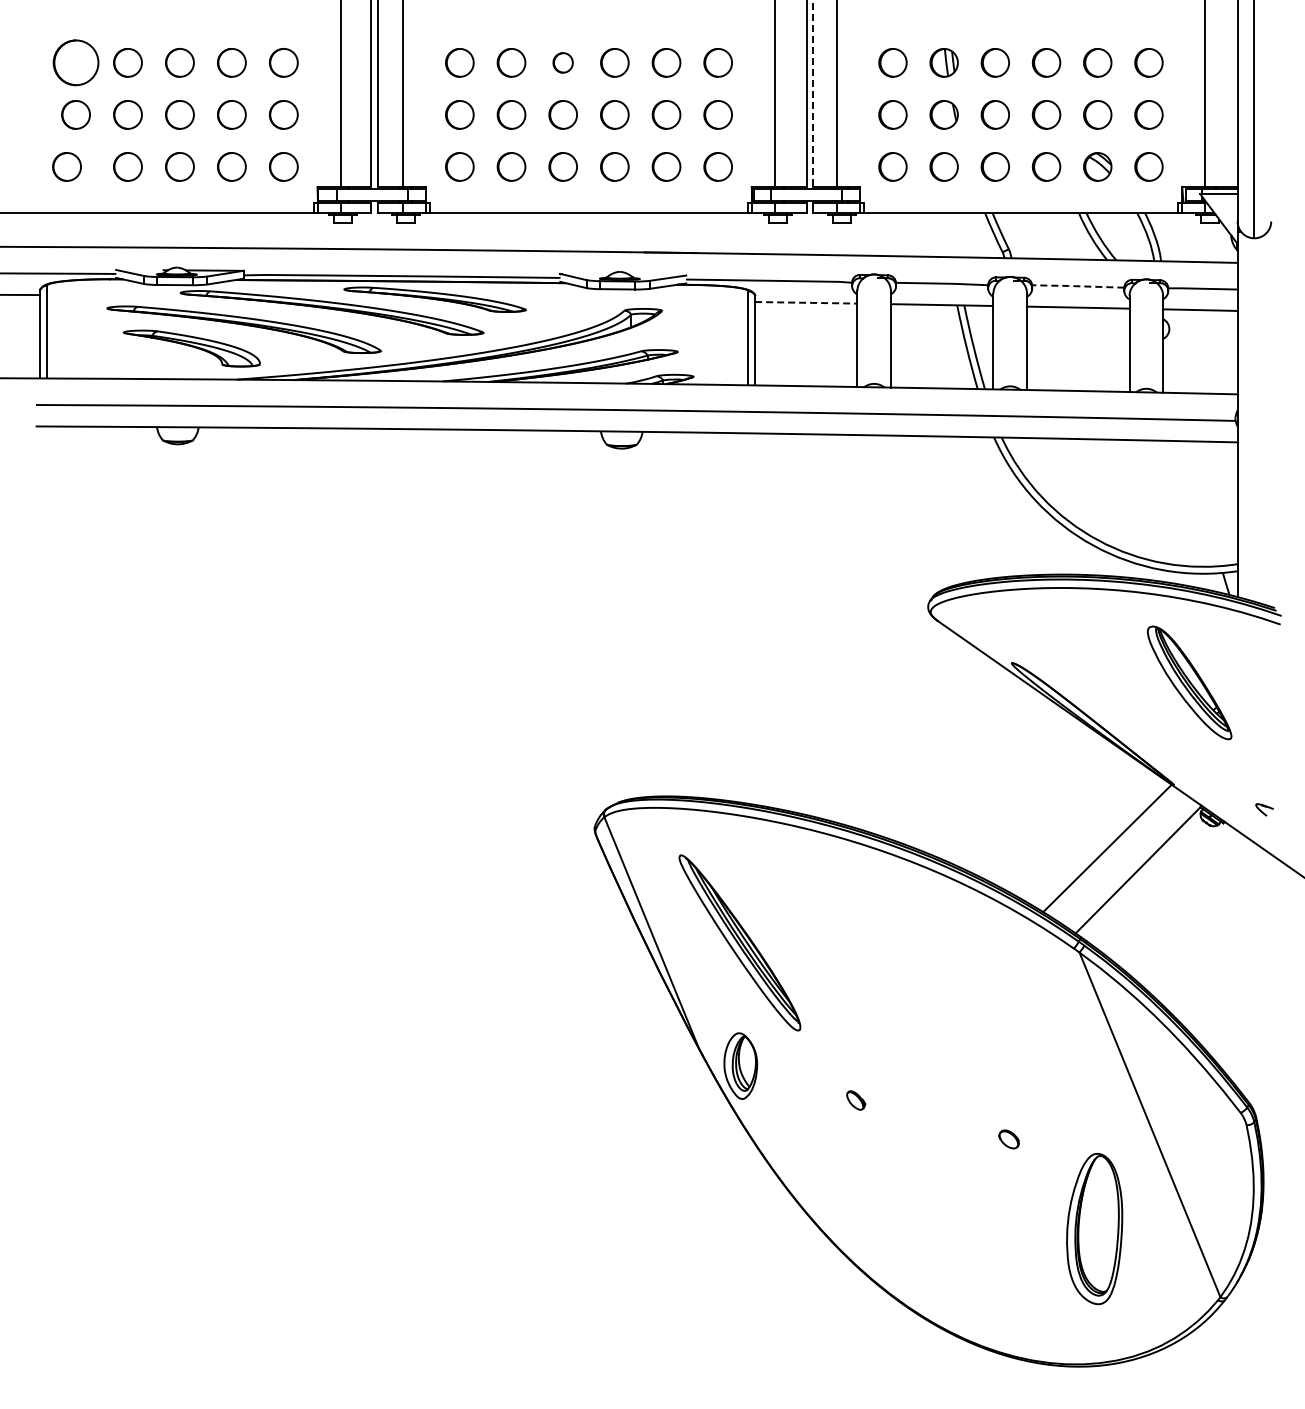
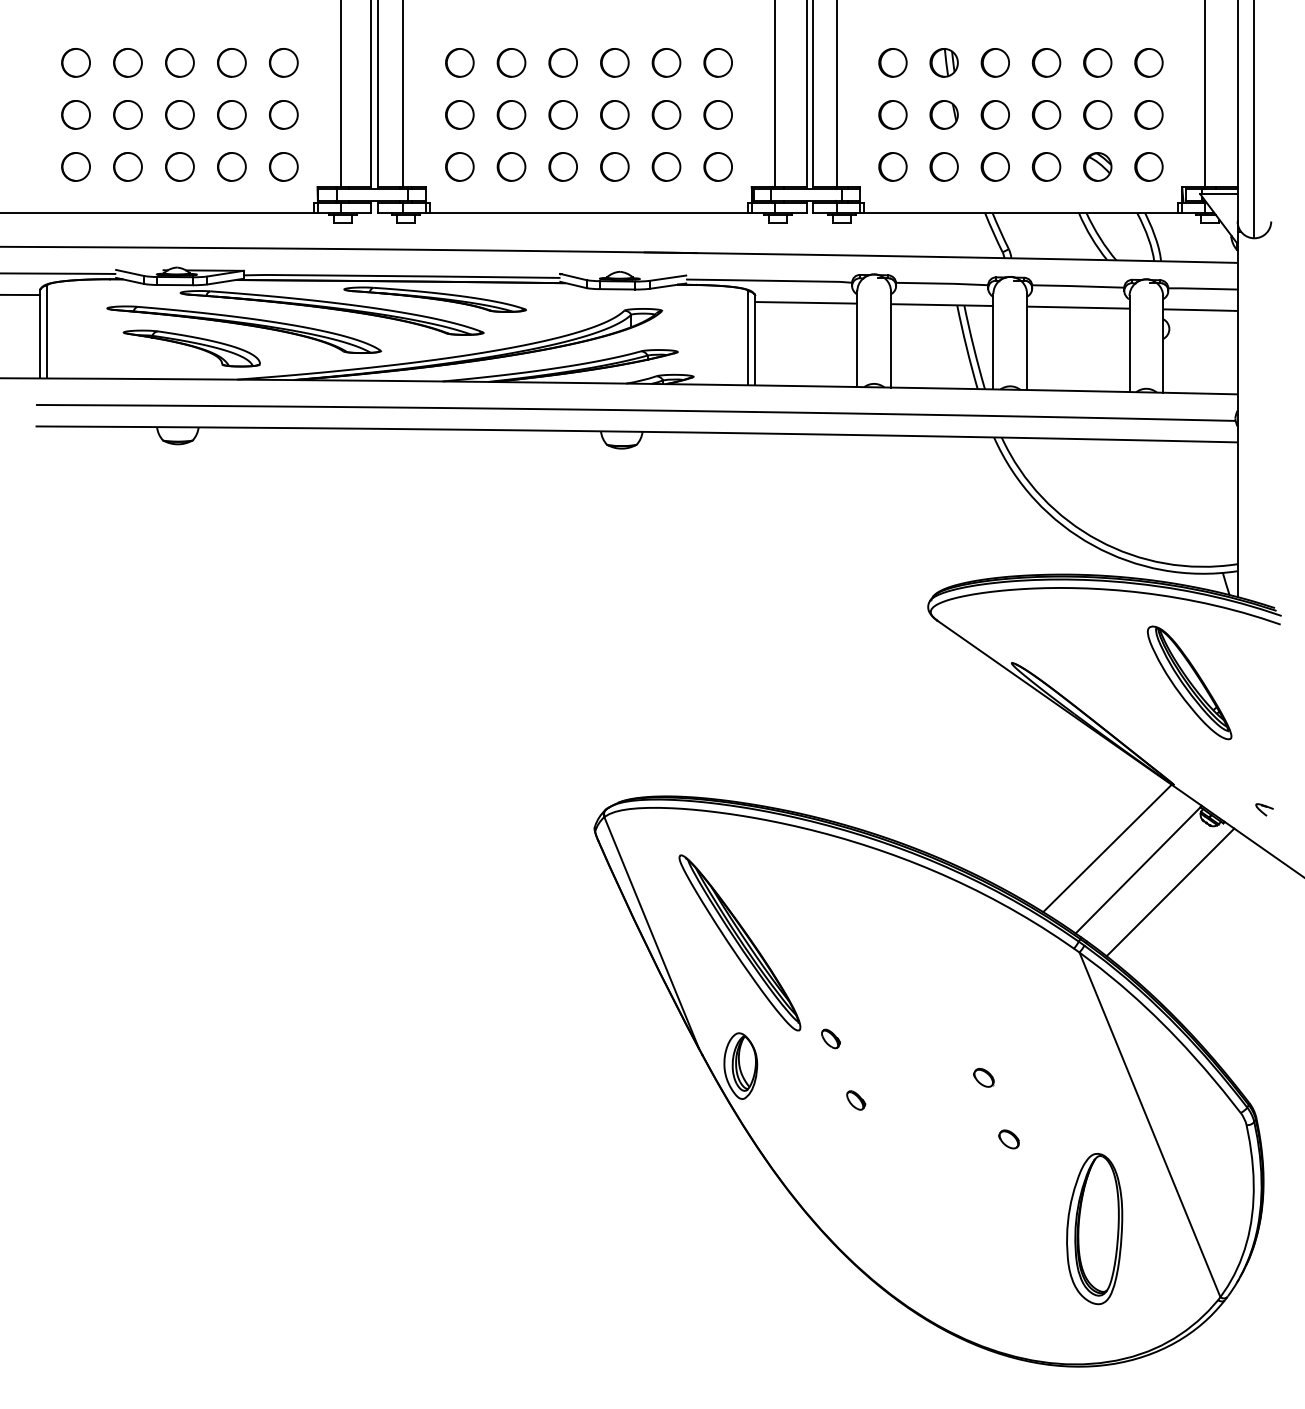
circle size: 48x48 px -> 30x30 px (75, 62)
part size: 22x22 px -> 30x30 px (562, 62)
line: dashed -> solid (813, 94)
circle position: (66, 166) -> (75, 166) (75, 166)
line: dashed -> solid (1077, 286)
line: dashed -> solid (806, 302)
line: none -> present (1170, 892)
part: none -> present (830, 1038)
part: none -> present (983, 1077)
